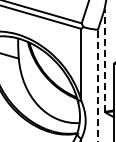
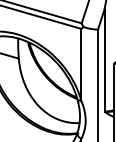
line: dashed -> solid (104, 60)
line: dashed -> solid (98, 85)
